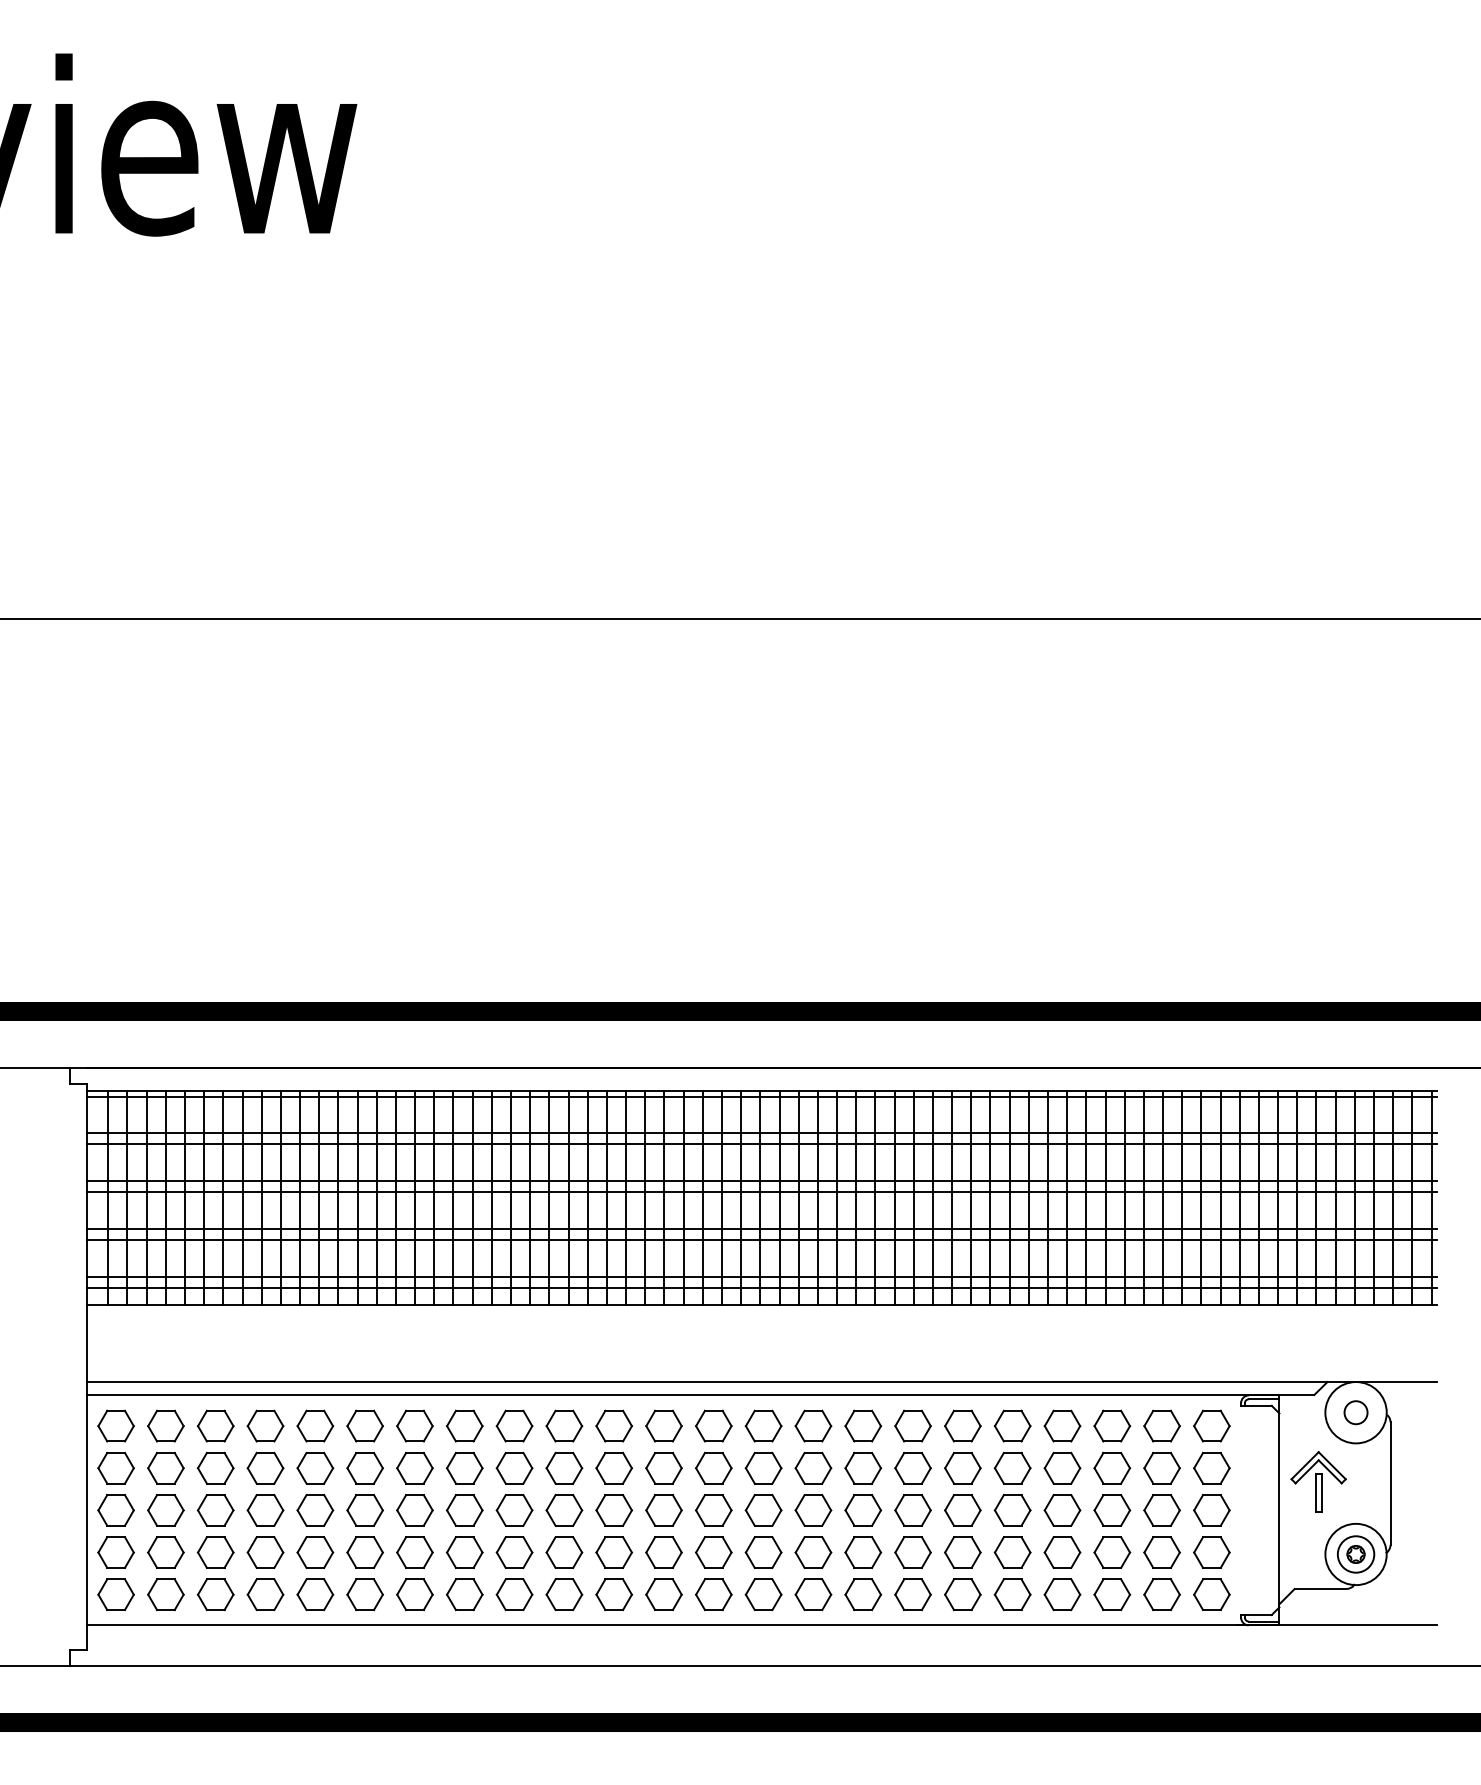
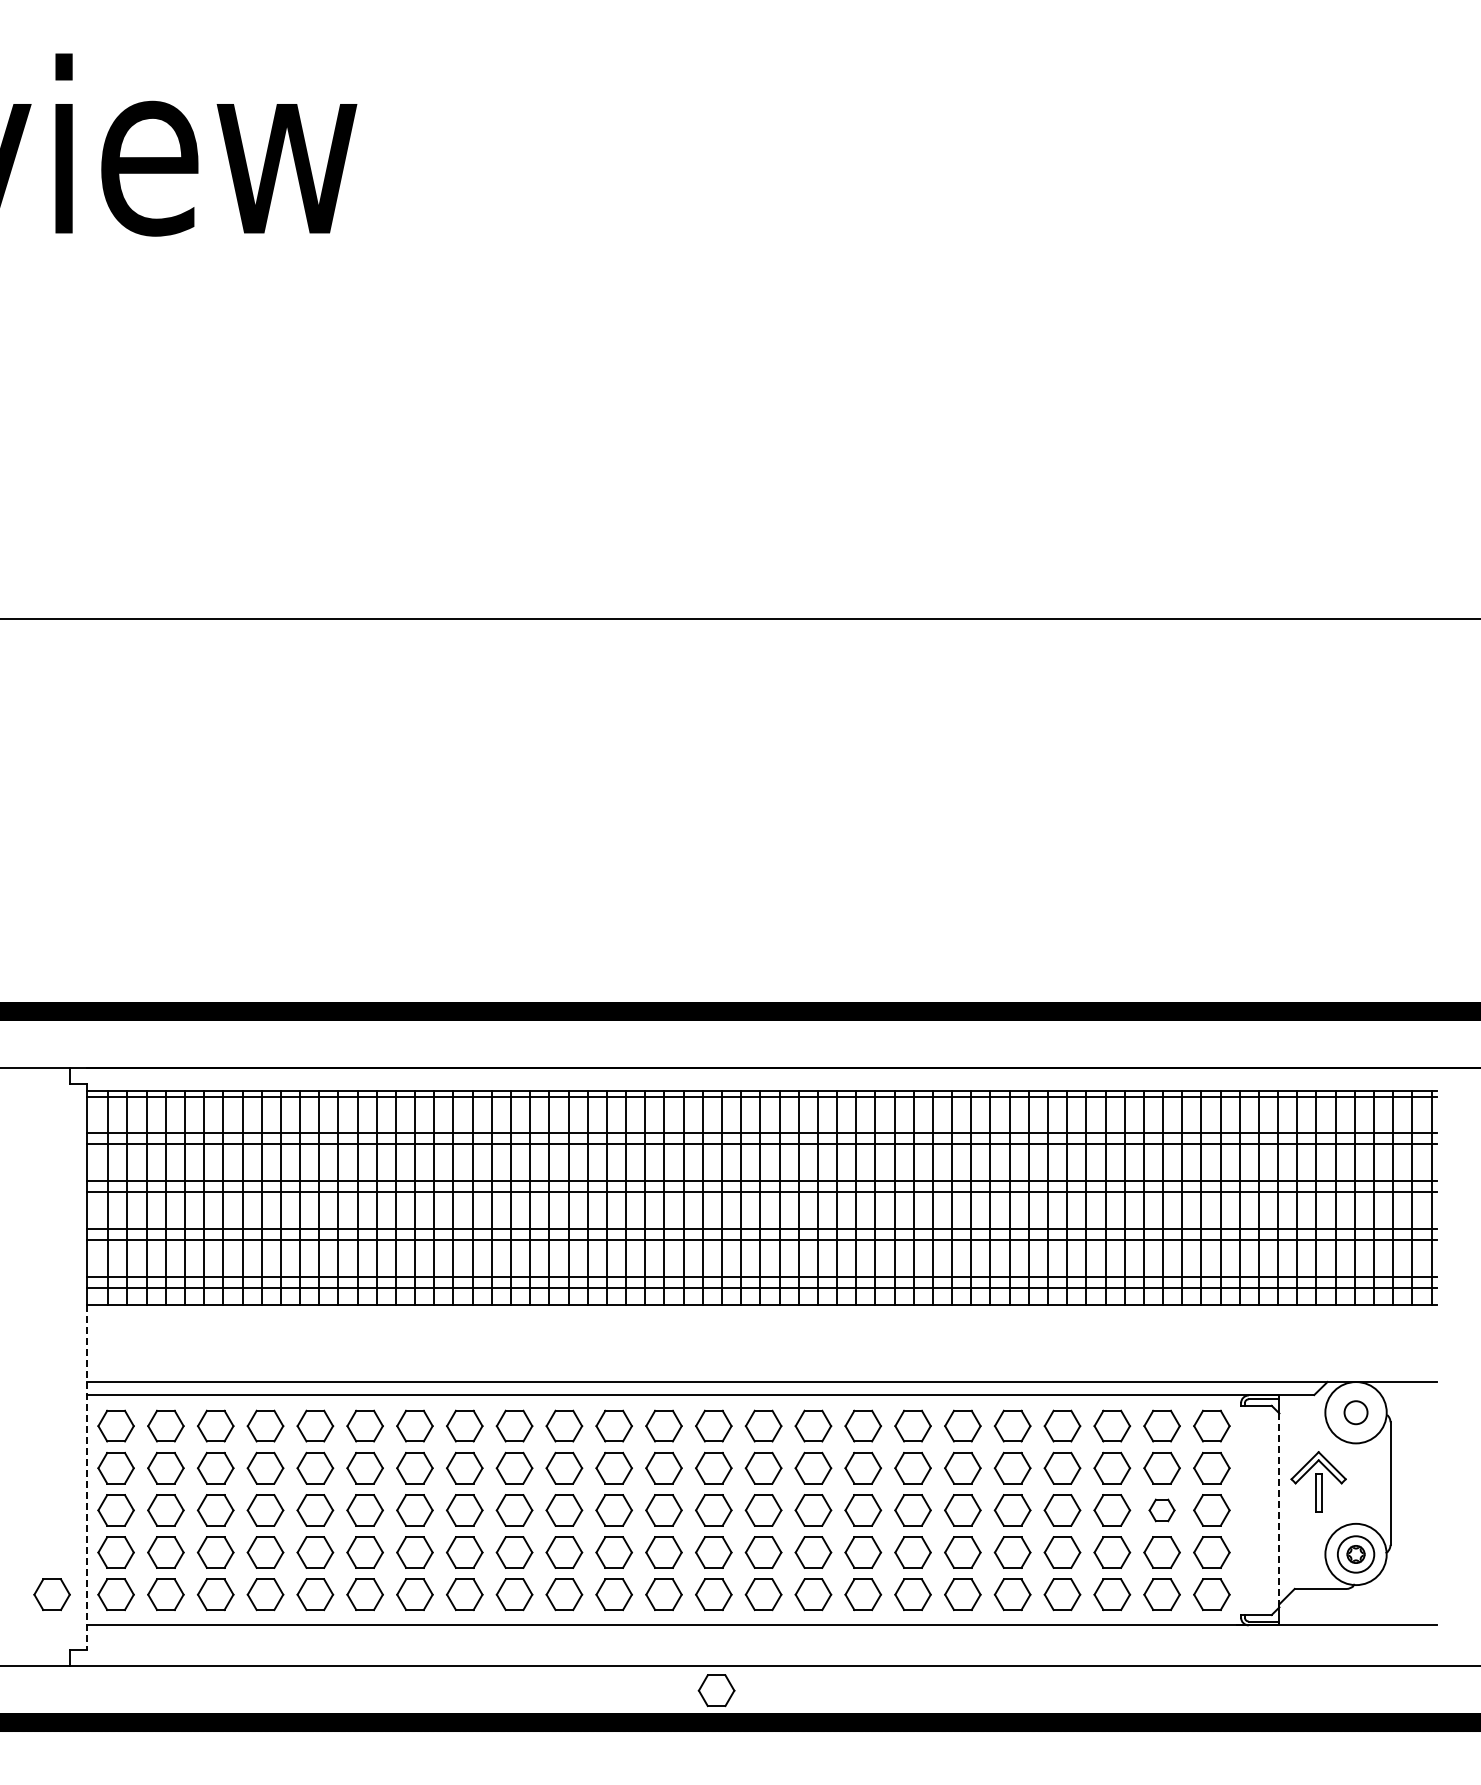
line: solid -> dashed (86, 1478)
part size: 38x33 px -> 28x25 px (1161, 1510)
line: solid -> dashed (1279, 1510)
part: none -> present (51, 1594)
part: none -> present (716, 1690)
